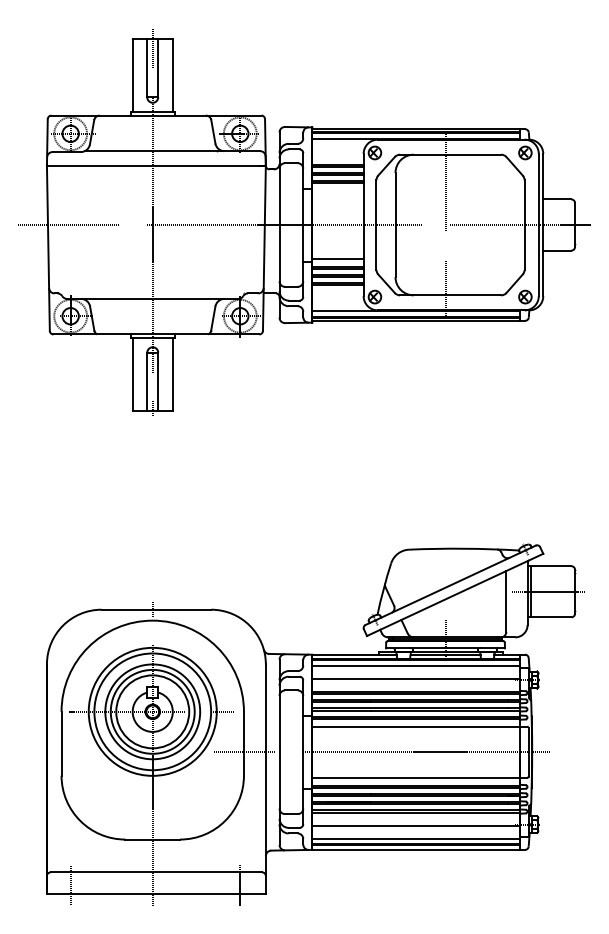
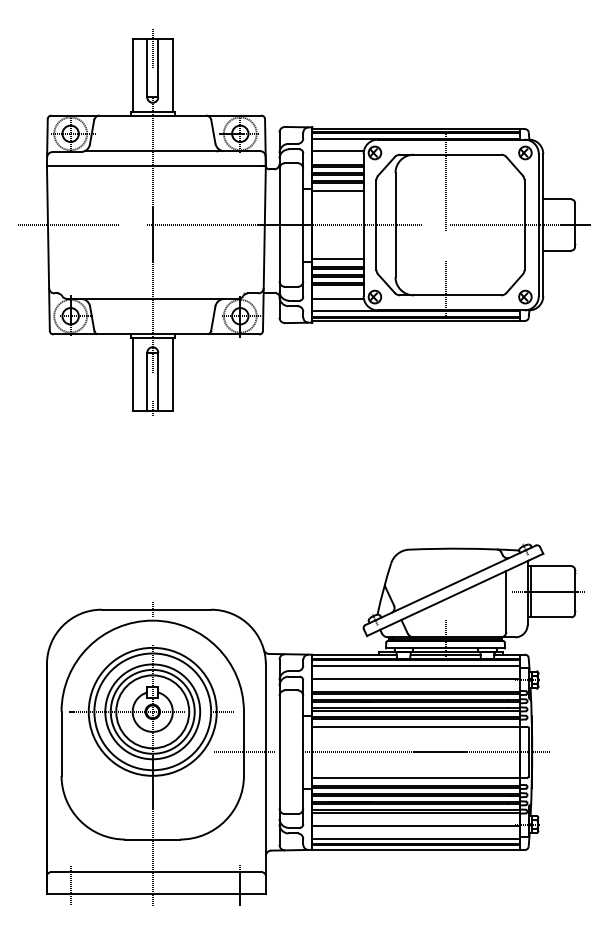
line: none -> present (337, 151)
line: none -> present (337, 190)
line: none -> present (337, 298)
